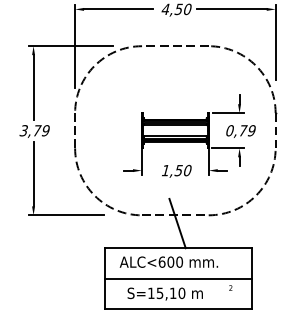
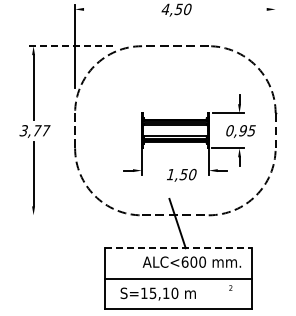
line: present -> none (118, 9)
line: present -> none (231, 9)
line: present -> none (275, 42)
line: solid -> dashed (70, 46)
text: 3,79 -> 3,77 (45, 130)
text: 0,79 -> 0,95 (247, 130)
text position: (176, 170) -> (181, 174) (181, 174)
line: present -> none (66, 215)
line: solid -> dashed (178, 248)
text position: (168, 261) -> (191, 261) (191, 261)
text position: (164, 293) -> (157, 293) (157, 293)
